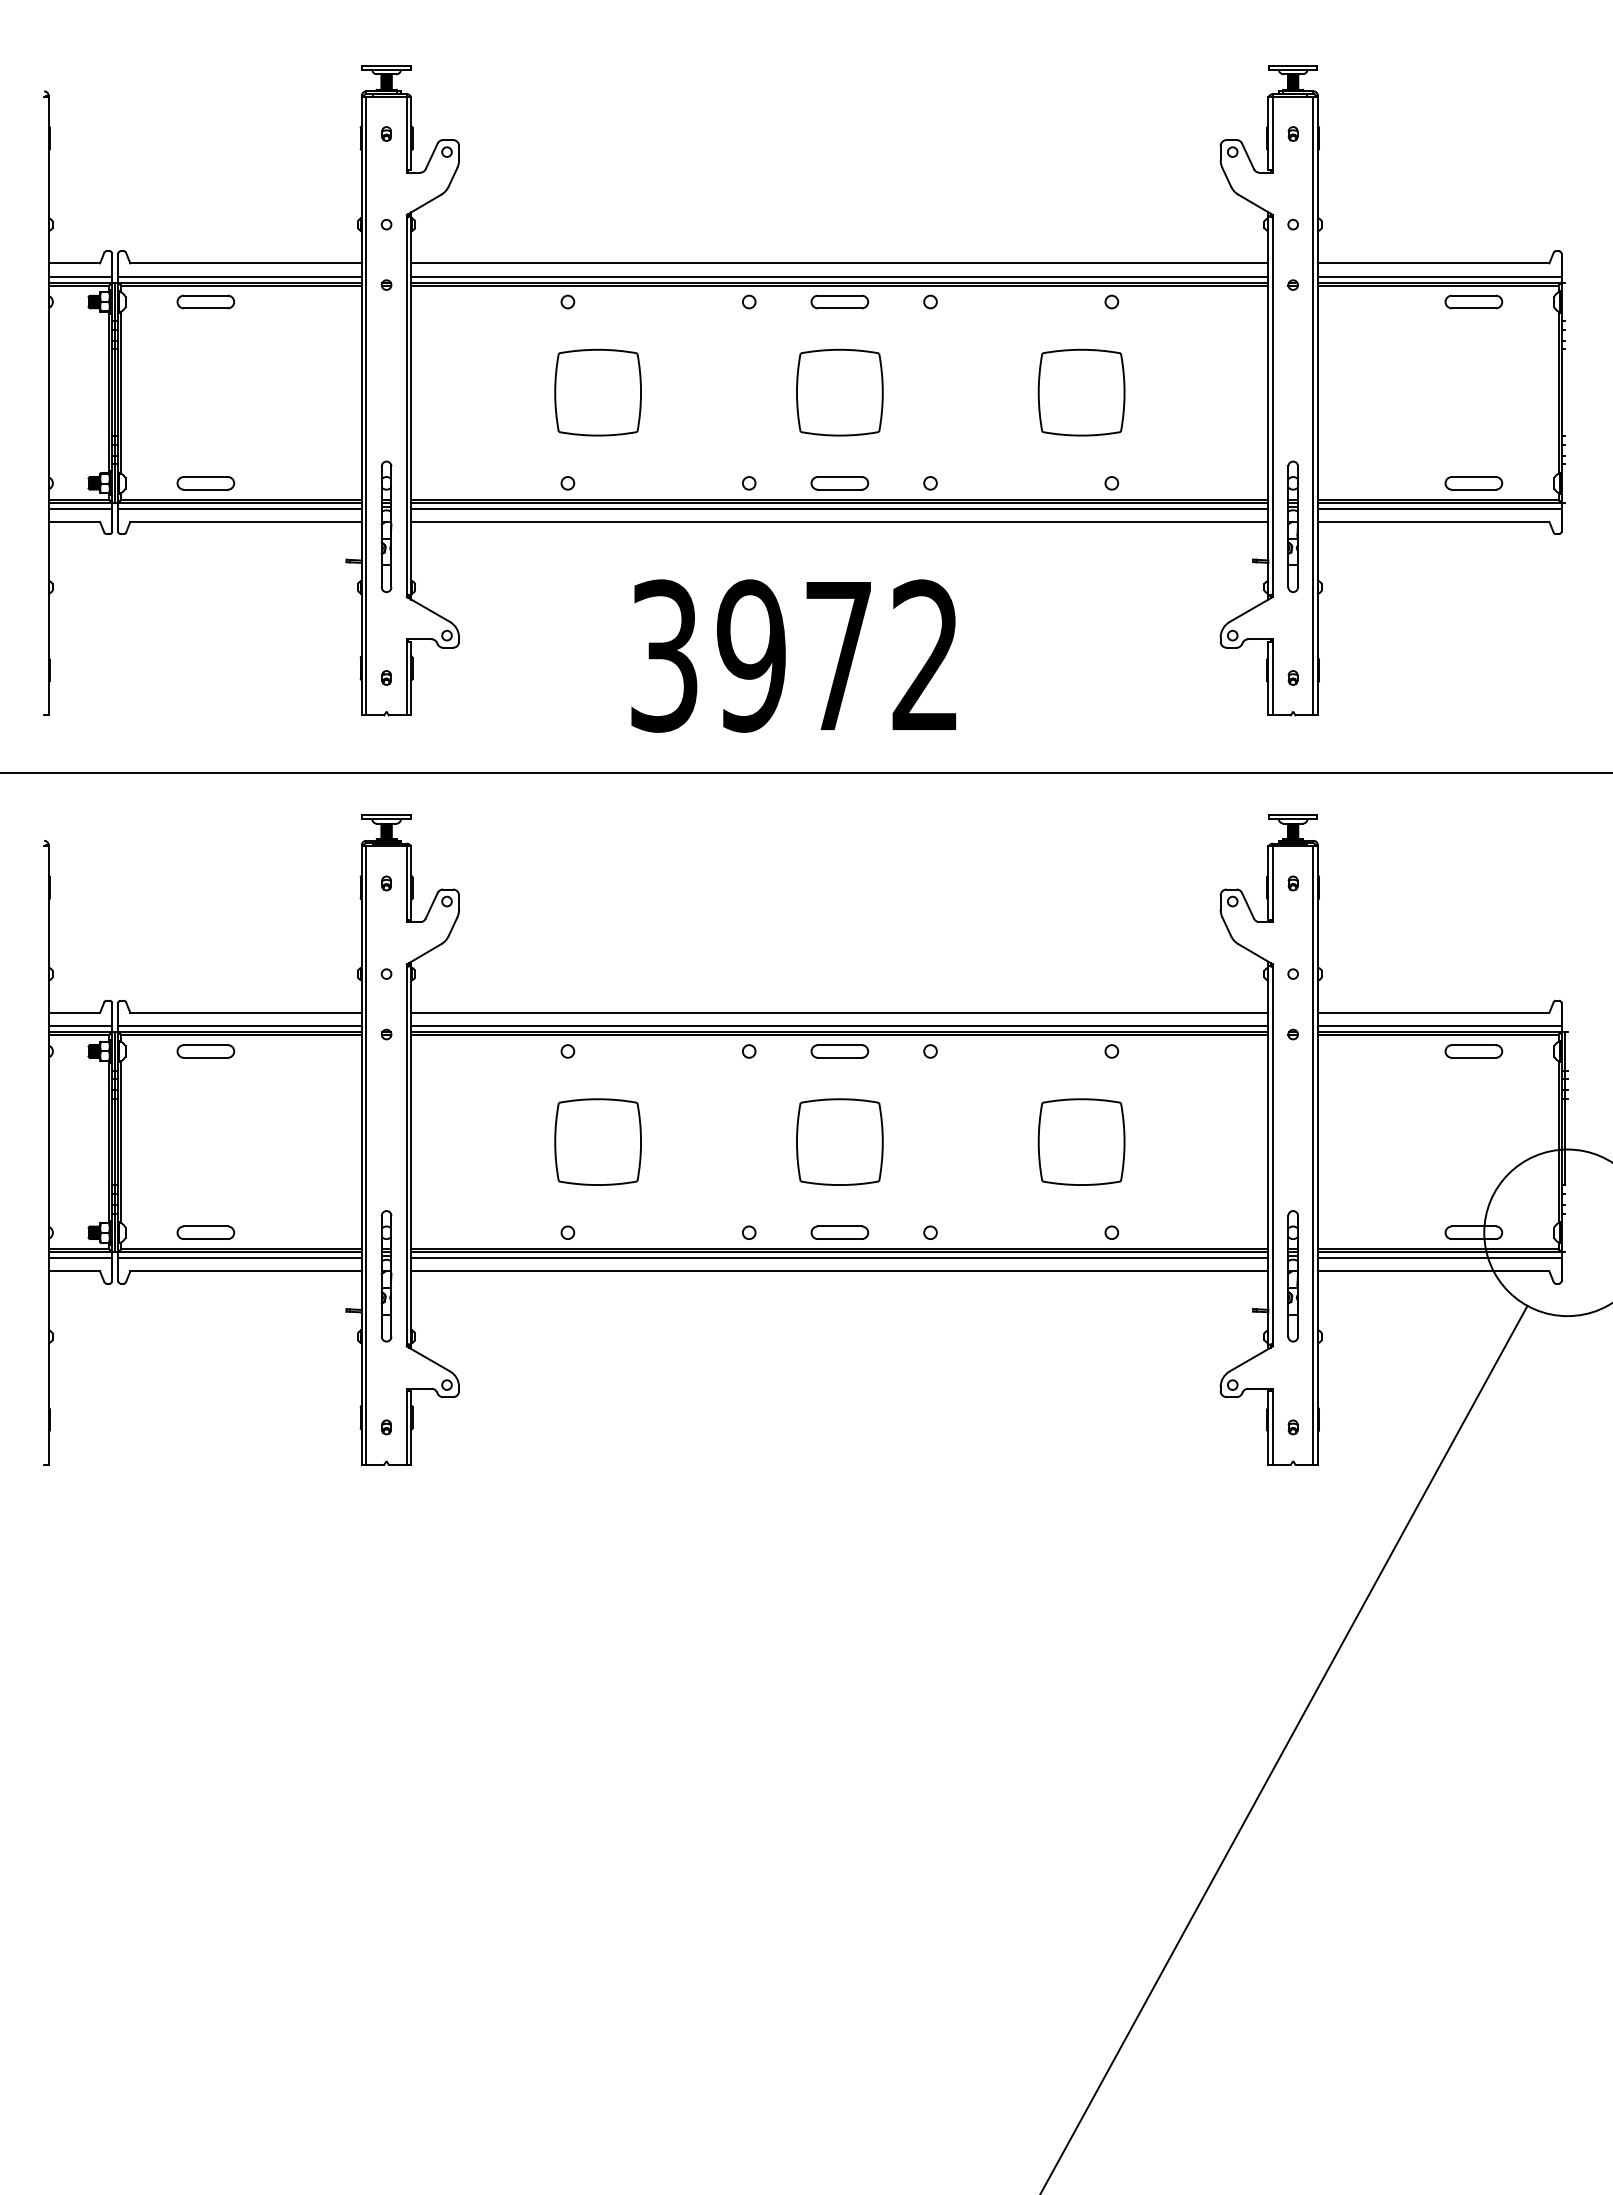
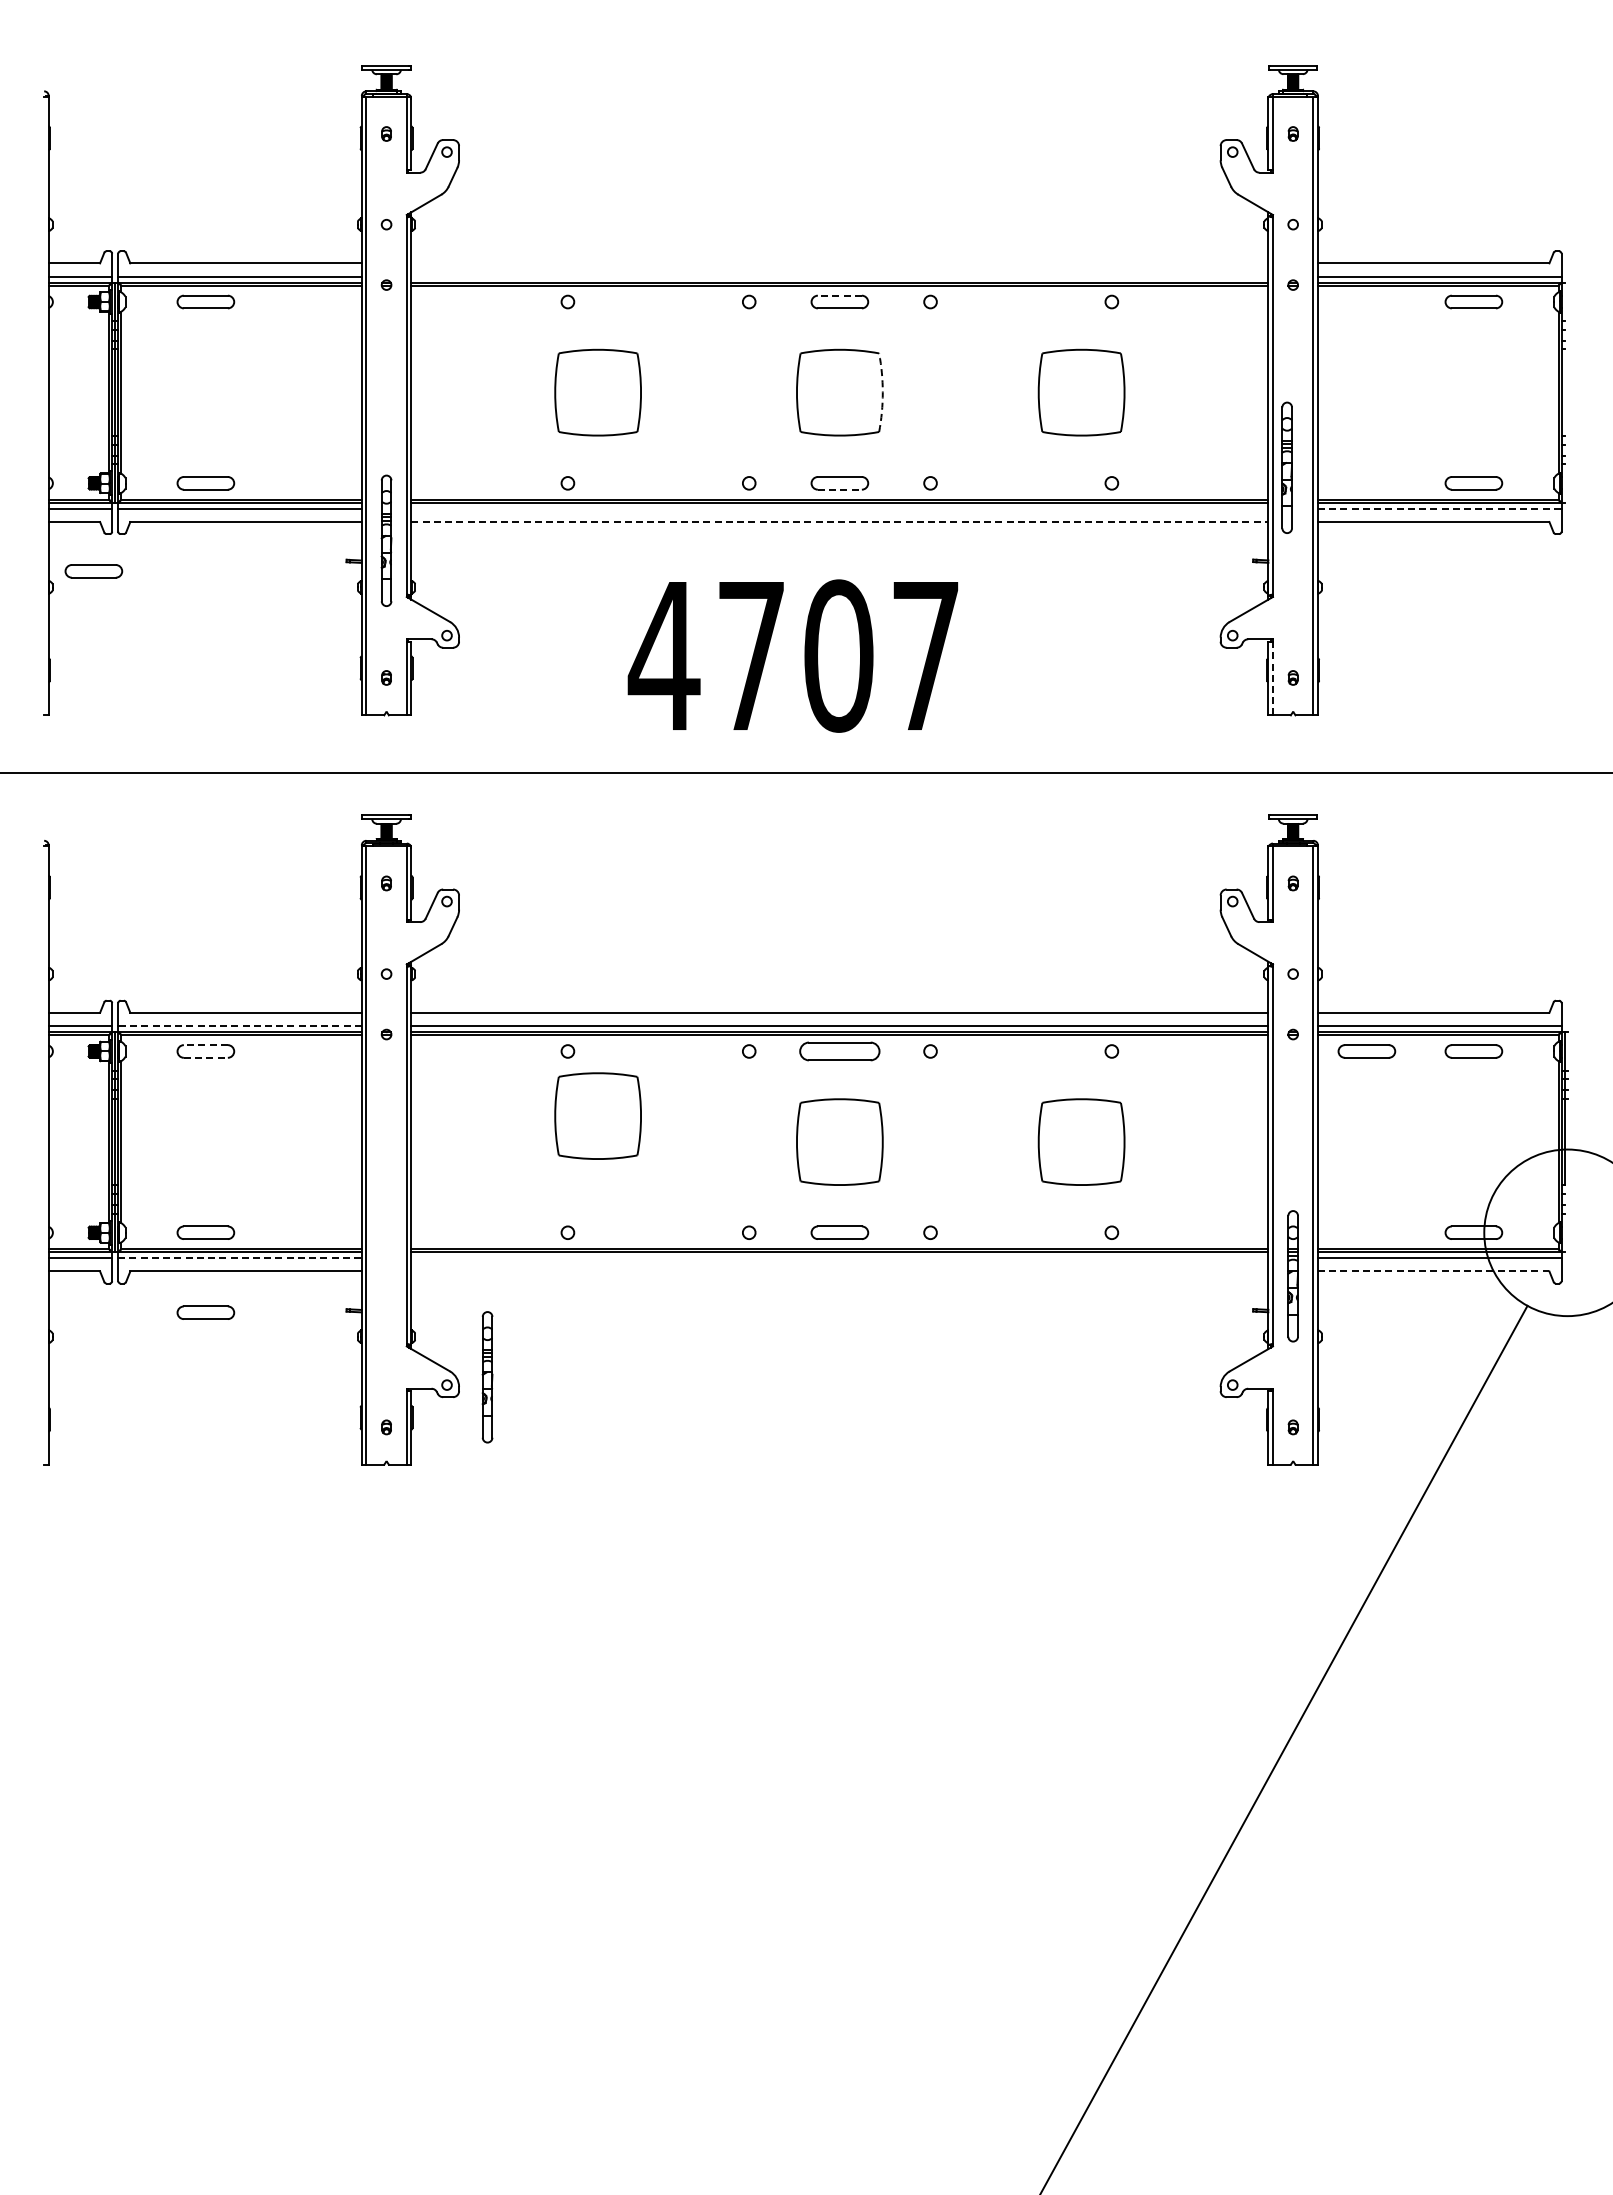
line: present -> none (839, 263)
line: present -> none (839, 276)
line: solid -> dashed (839, 295)
arc: solid -> dashed (882, 392)
line: solid -> dashed (839, 489)
line: present -> none (839, 508)
line: solid -> dashed (1439, 508)
line: solid -> dashed (839, 522)
part position: (386, 526) -> (386, 540) (386, 540)
part position: (1292, 526) -> (1286, 467) (1286, 467)
part: none -> present (93, 571)
text: 3972 -> 4707 (792, 655)
line: solid -> dashed (1272, 678)
line: solid -> dashed (240, 1026)
line: solid -> dashed (205, 1045)
part size: 60x15 px -> 82x21 px (839, 1051)
part: none -> present (1366, 1051)
line: solid -> dashed (205, 1057)
part position: (597, 1141) -> (597, 1115) (597, 1115)
line: solid -> dashed (240, 1258)
line: present -> none (839, 1258)
line: present -> none (839, 1271)
line: solid -> dashed (1433, 1271)
part position: (386, 1276) -> (487, 1377) (487, 1377)
part: none -> present (205, 1312)
